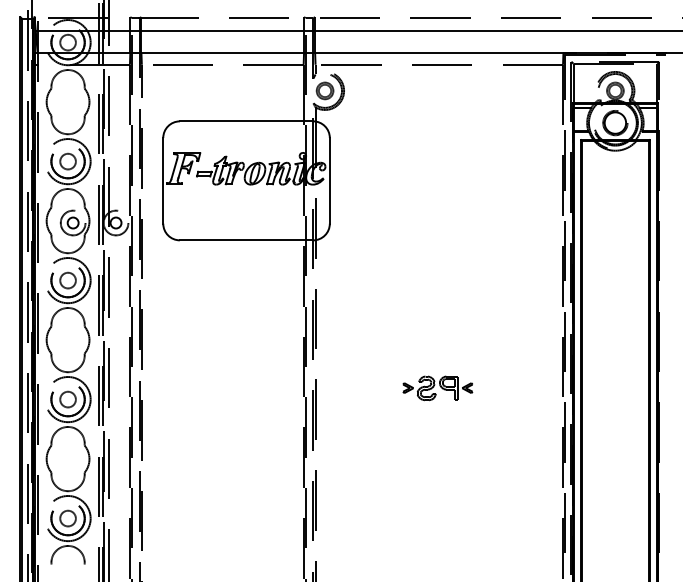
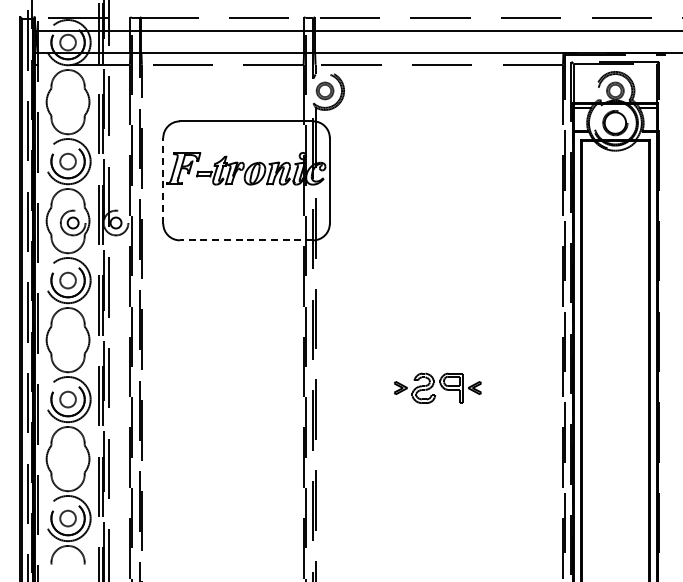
line: solid -> dashed (163, 180)
line: solid -> dashed (246, 240)
part size: 72x27 px -> 88x32 px (437, 387)
